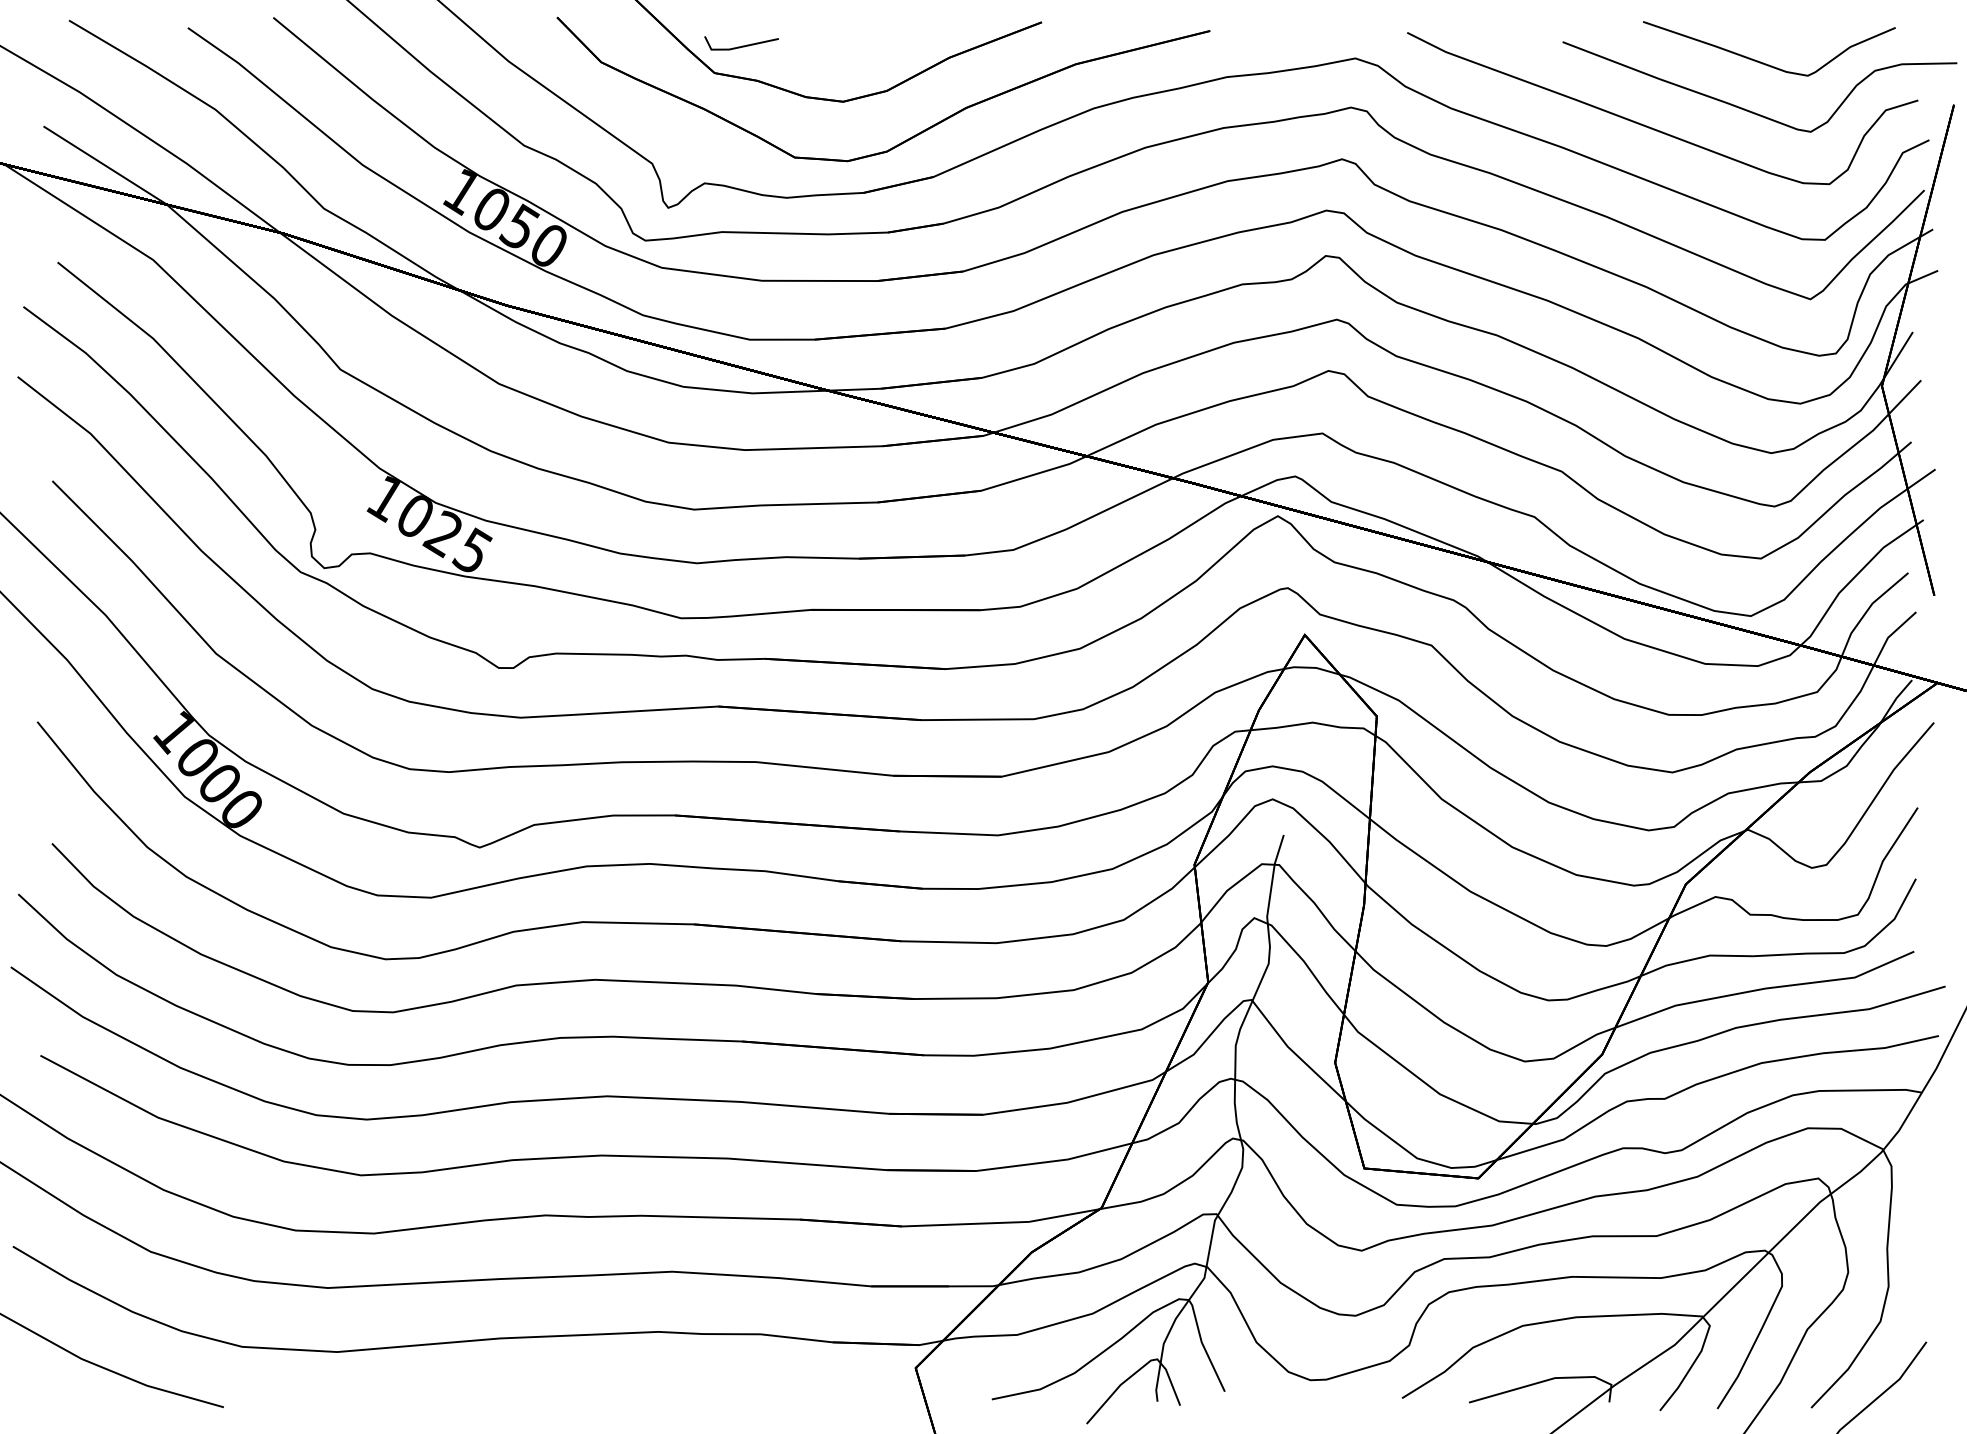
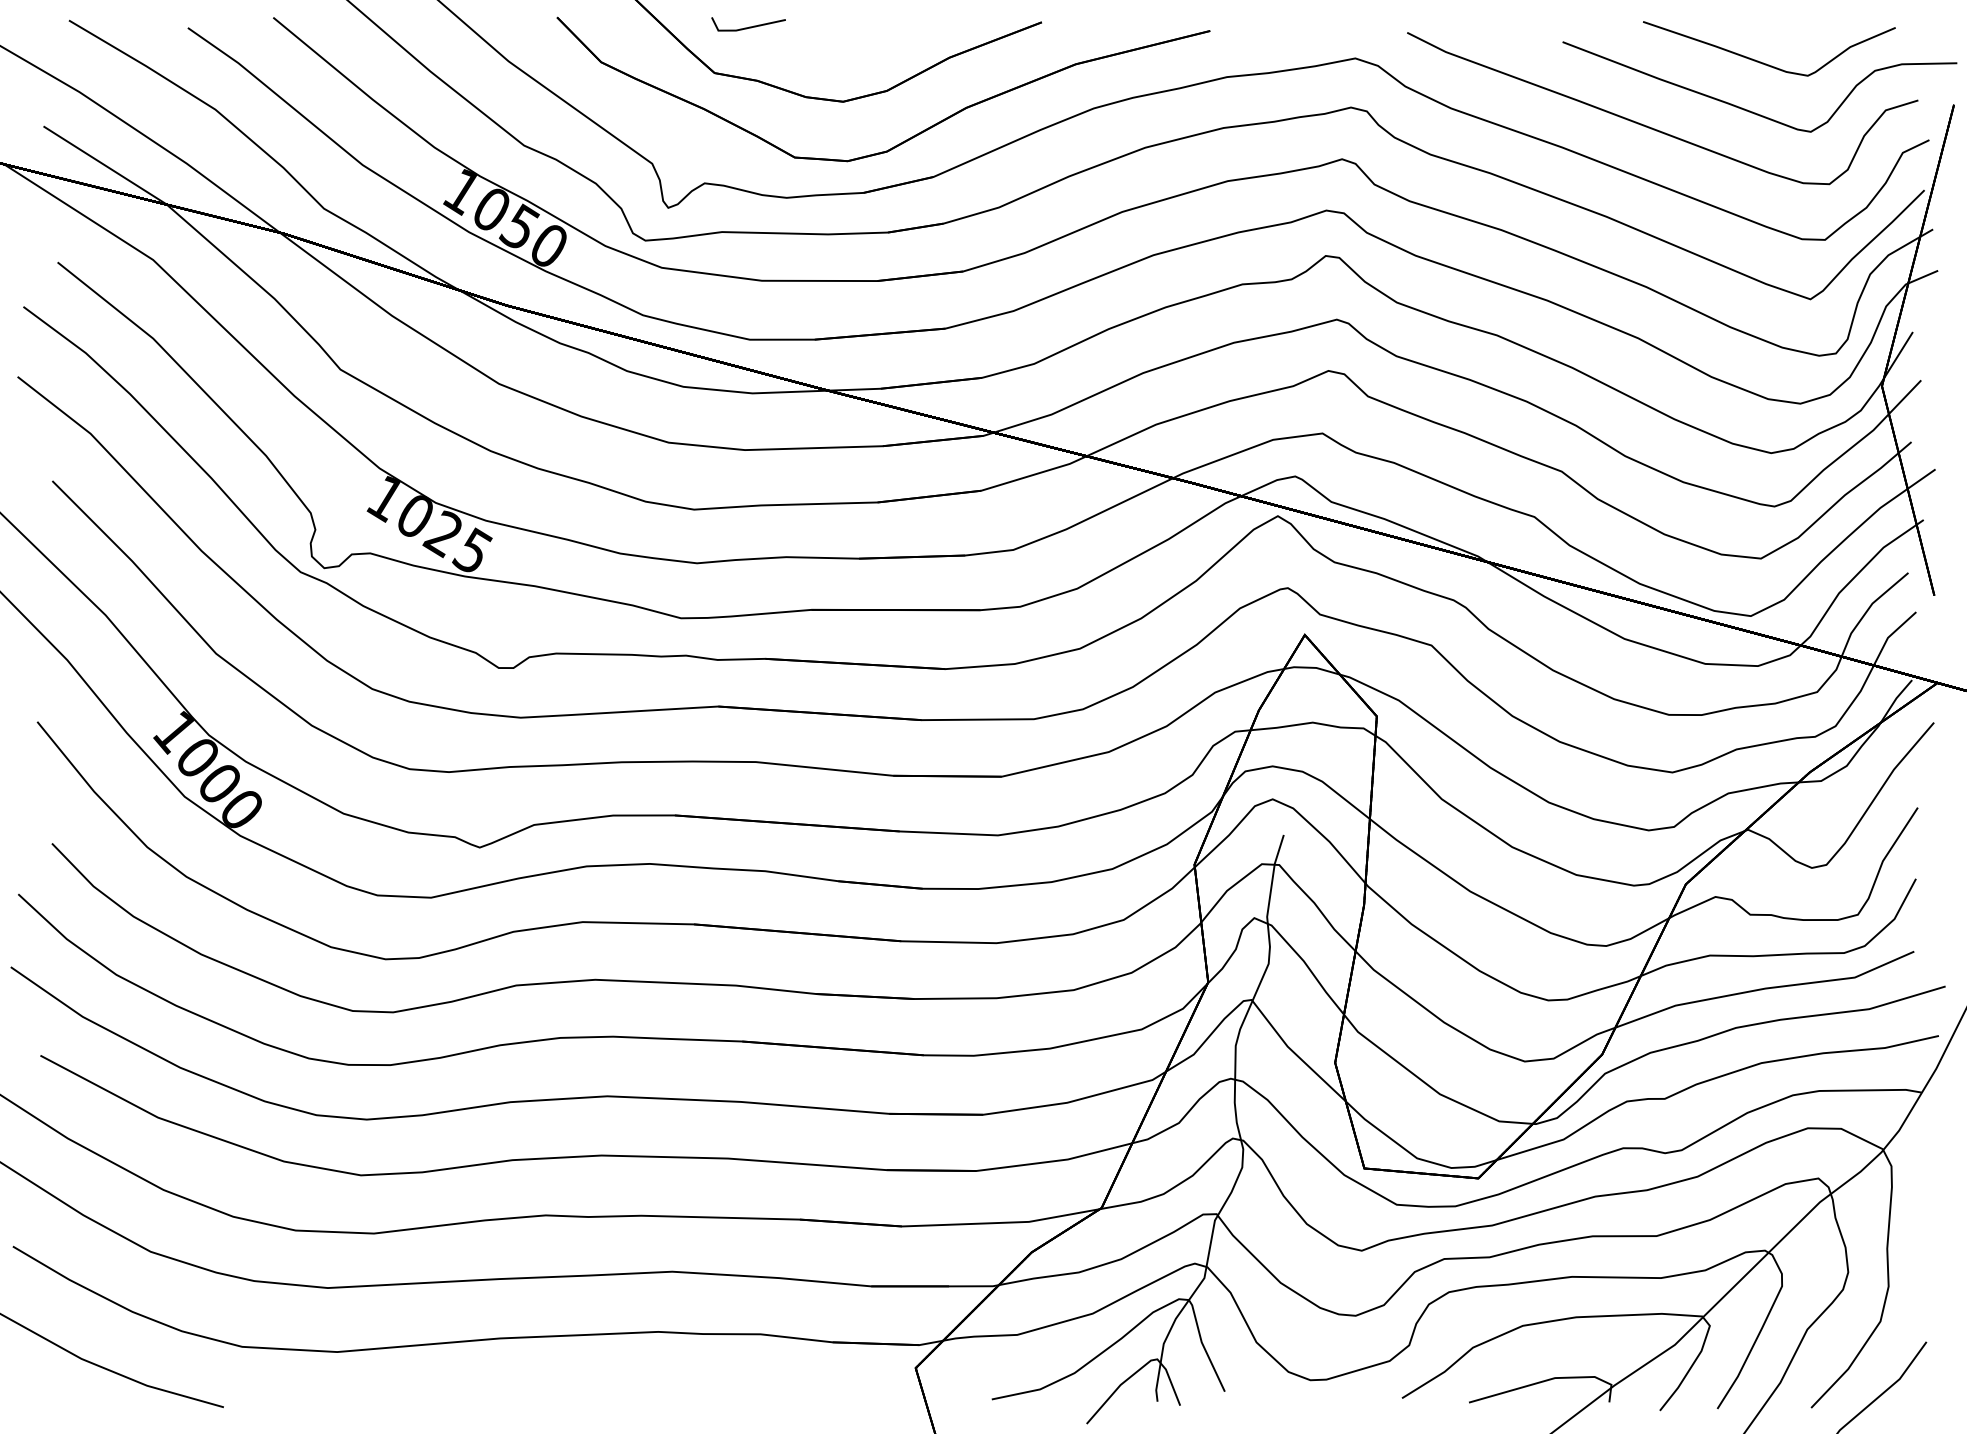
part position: (741, 43) -> (748, 24) (748, 24)
